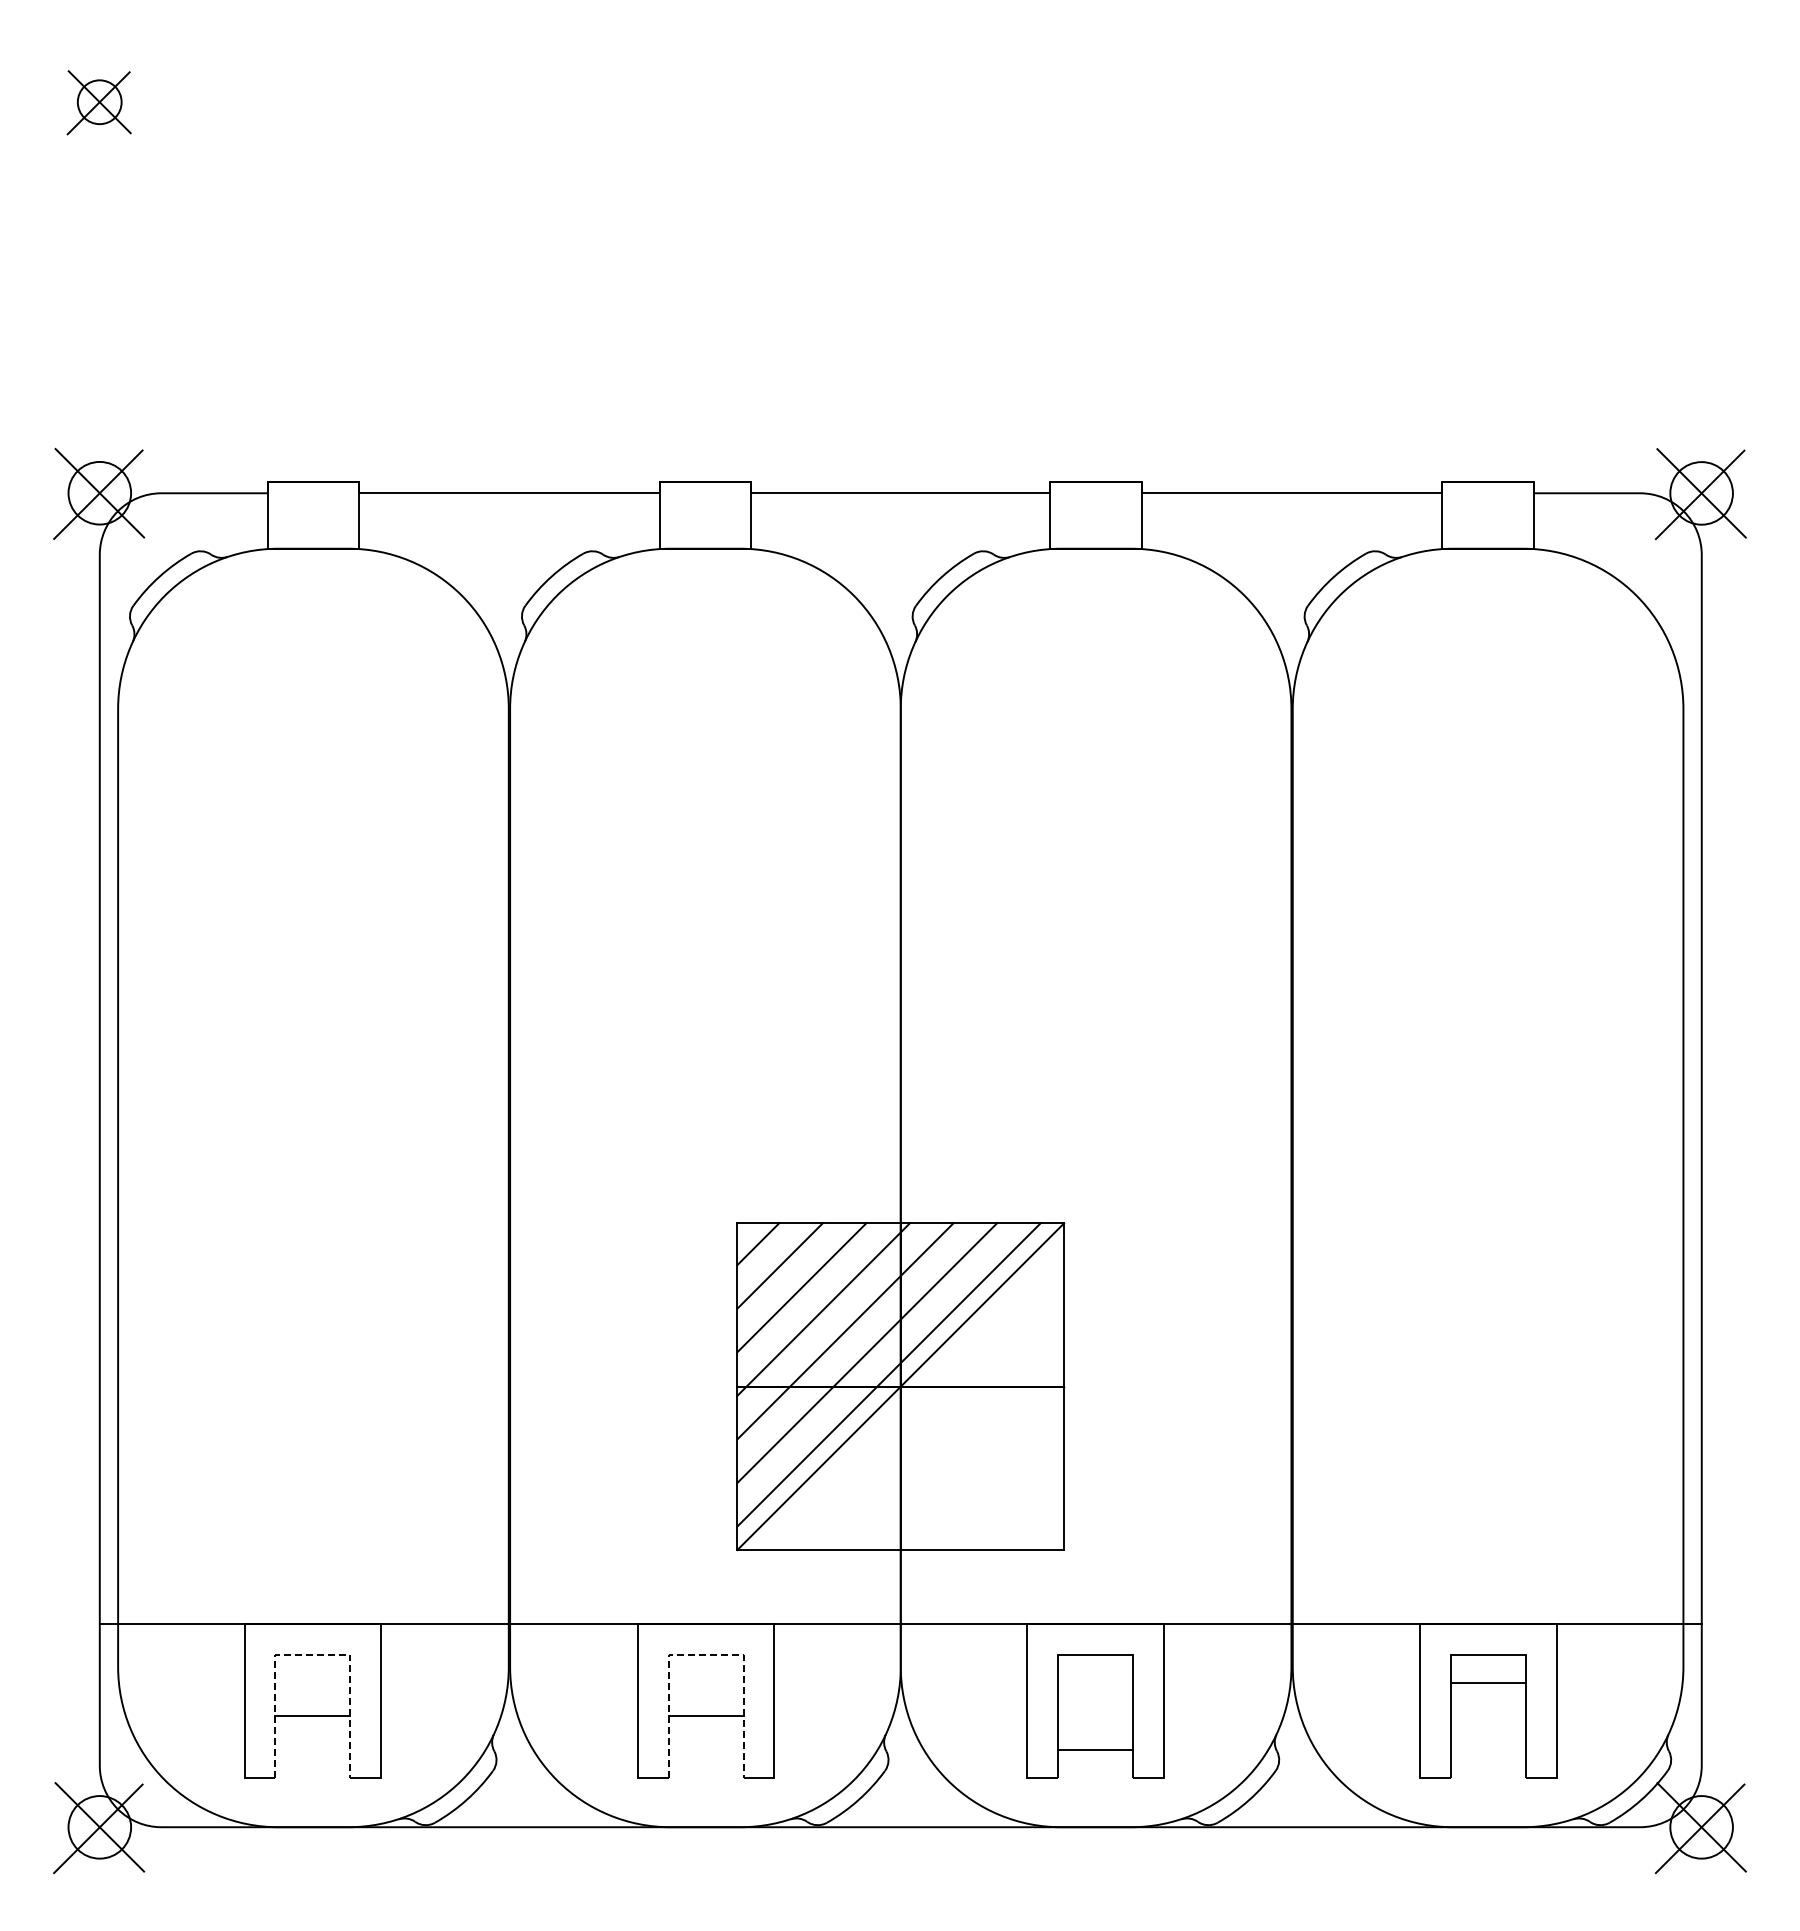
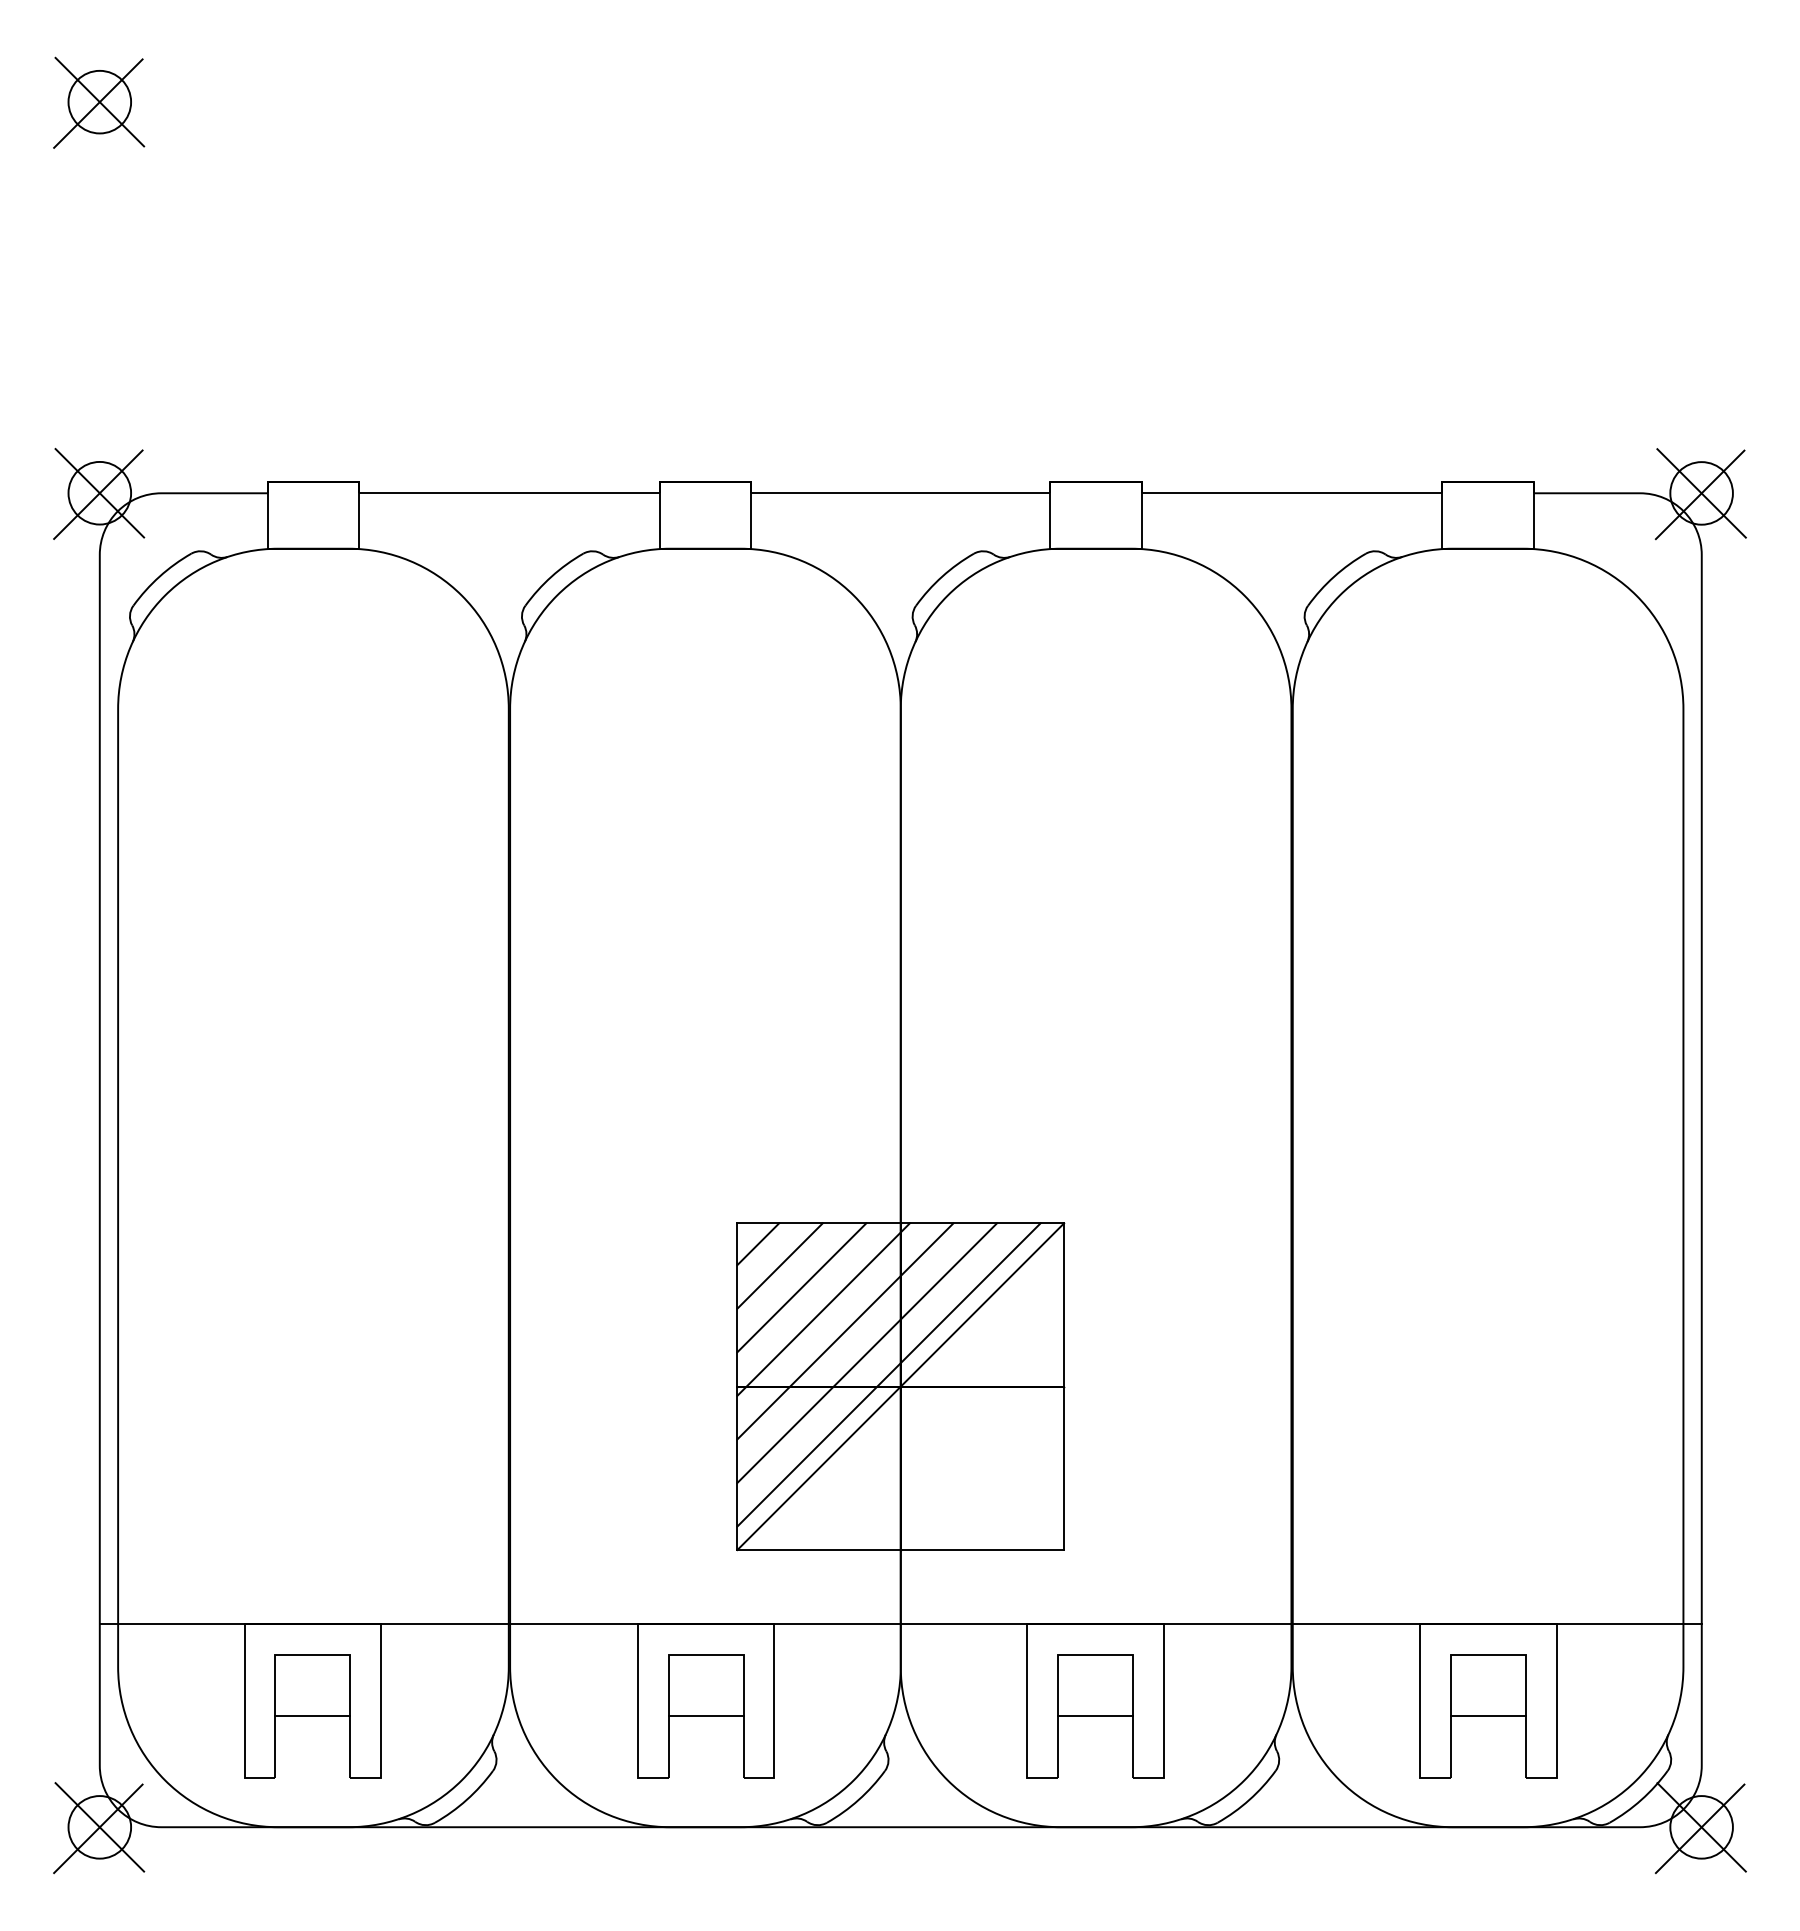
part size: 66x66 px -> 93x93 px (99, 102)
line: dashed -> solid (312, 1654)
line: dashed -> solid (706, 1654)
line position: (1488, 1683) -> (1488, 1716) (1488, 1716)
line position: (1095, 1750) -> (1095, 1716) (1095, 1716)
